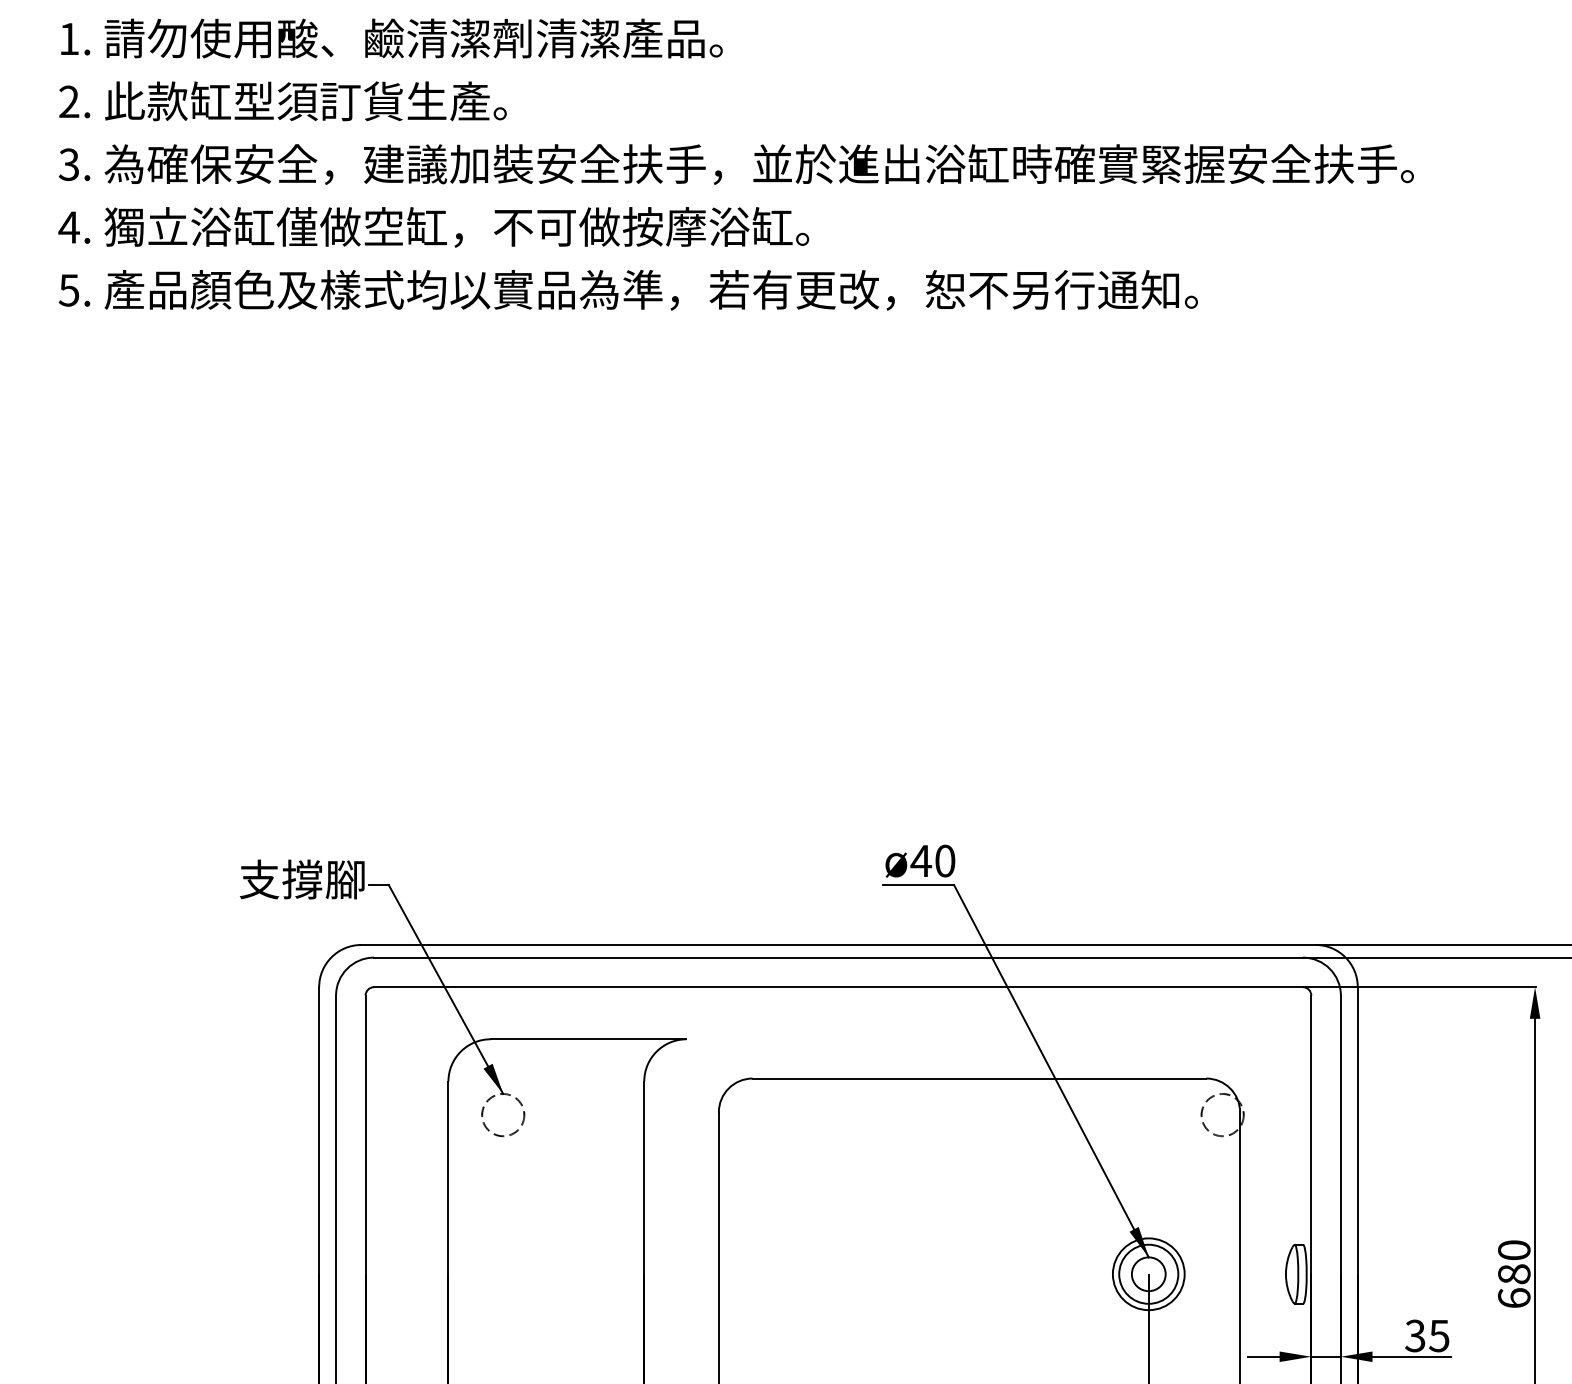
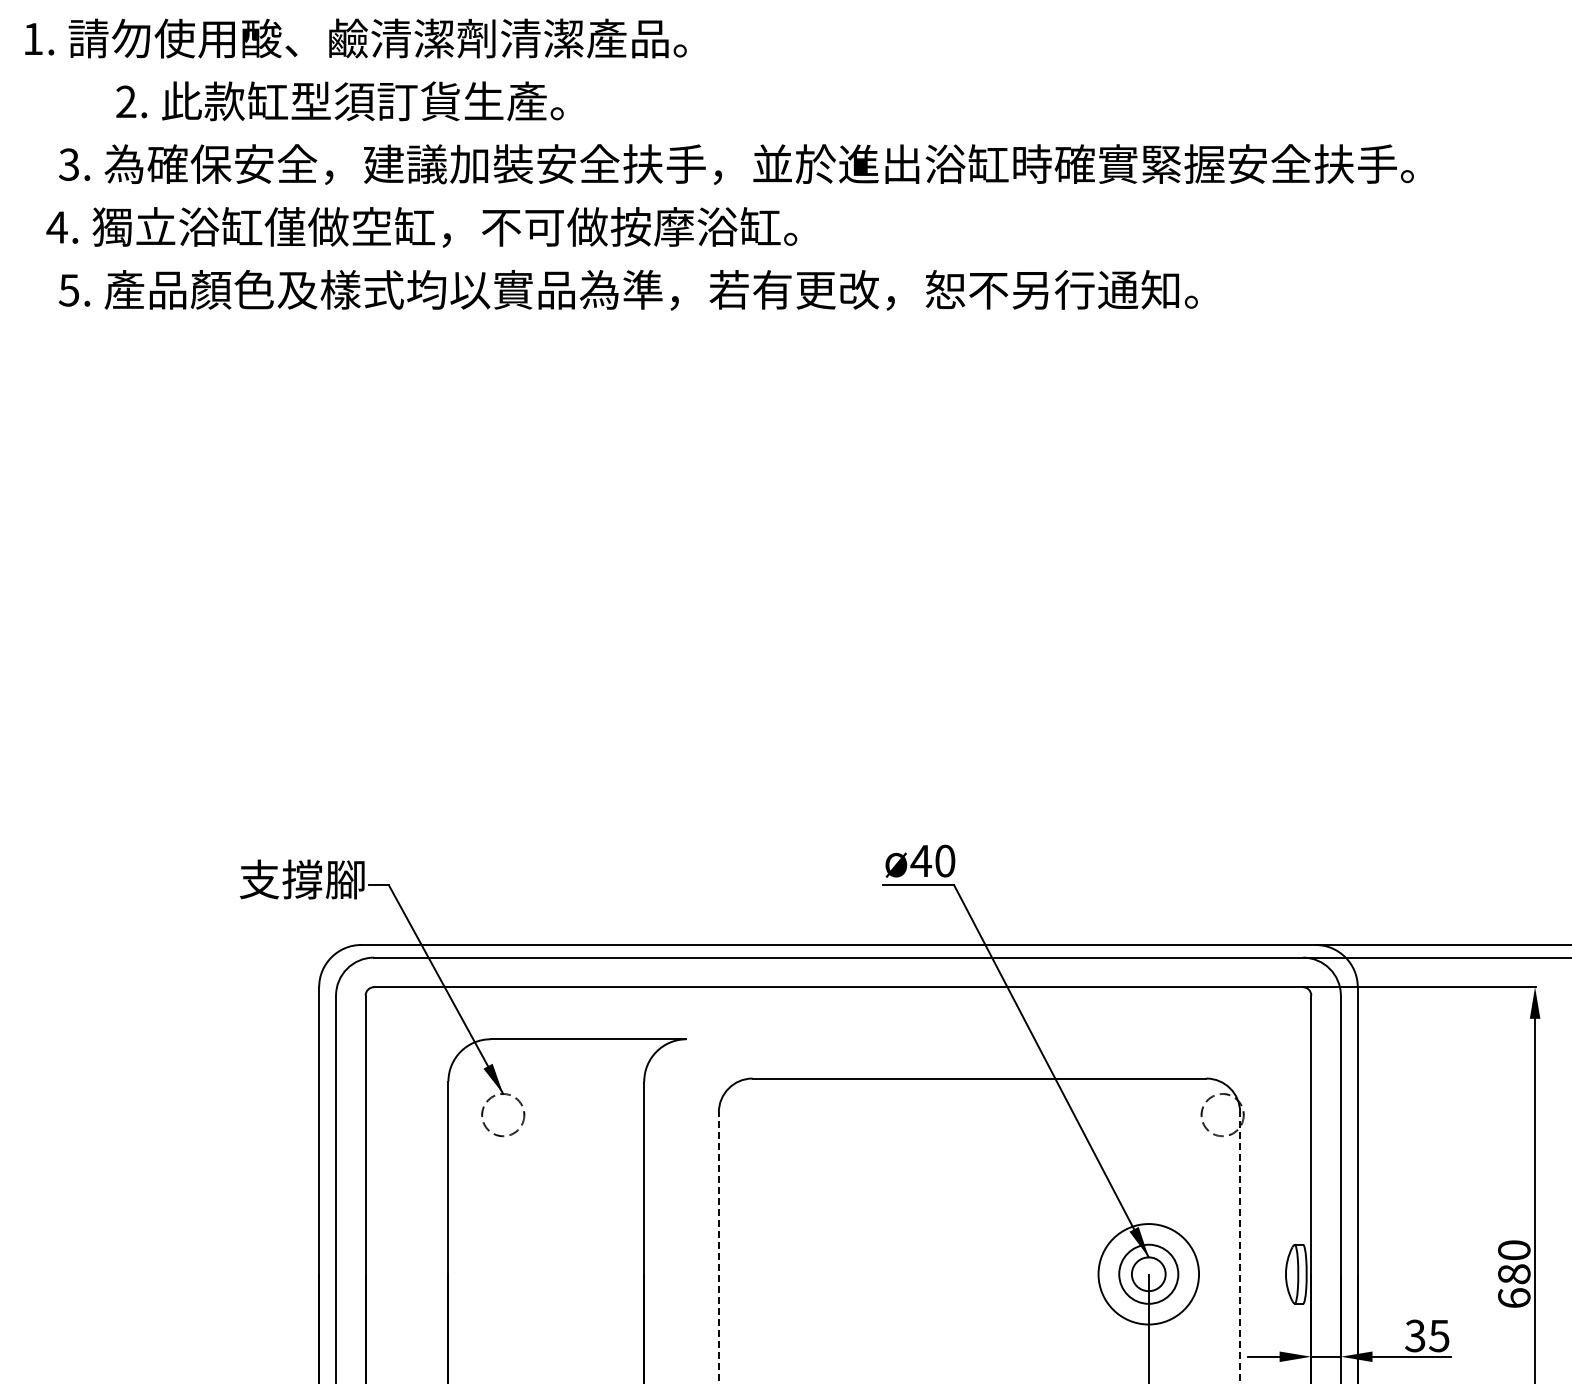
text position: (391, 38) -> (355, 38) (355, 38)
text position: (282, 101) -> (339, 101) (339, 101)
text position: (433, 227) -> (421, 227) (421, 227)
line: solid -> dashed (718, 1247)
line: solid -> dashed (1240, 1247)
circle diameter: 72 px -> 100 px (1148, 1274)
